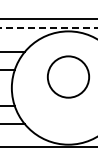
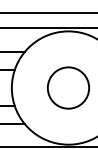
line position: (48, 19) -> (48, 13) (48, 13)
line: dashed -> solid (48, 27)
circle position: (68, 76) -> (68, 87) (68, 87)
